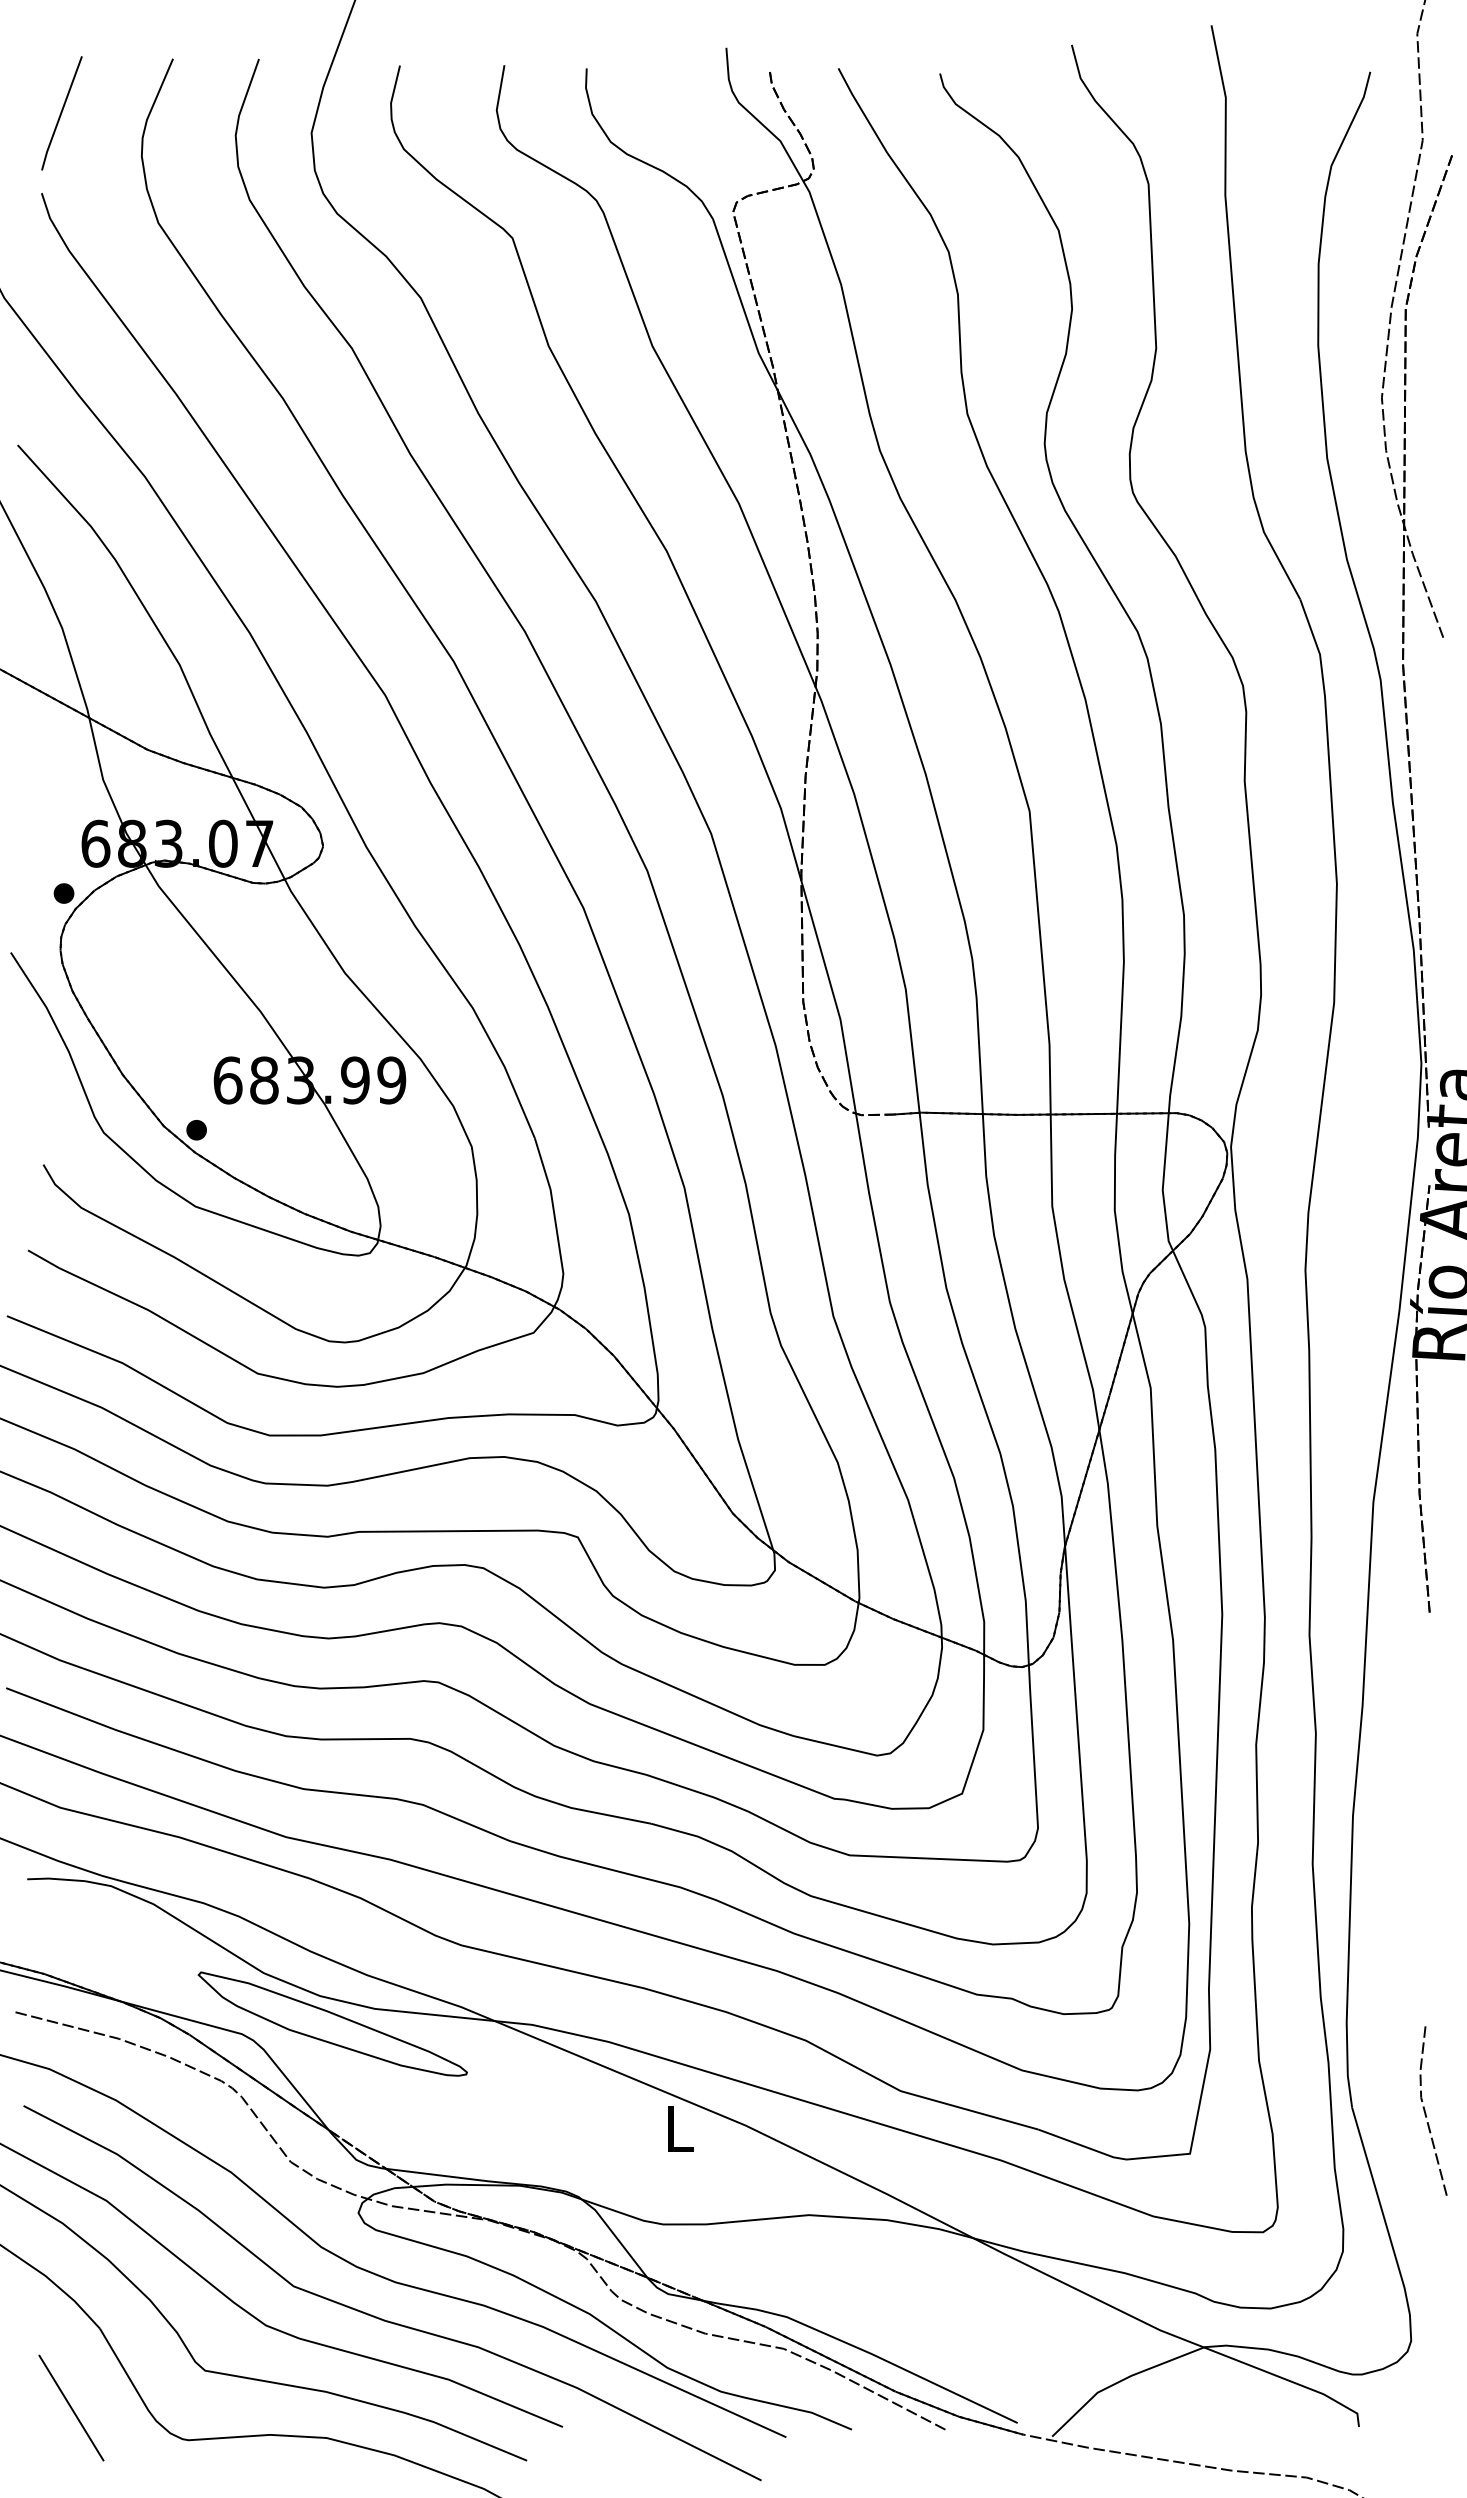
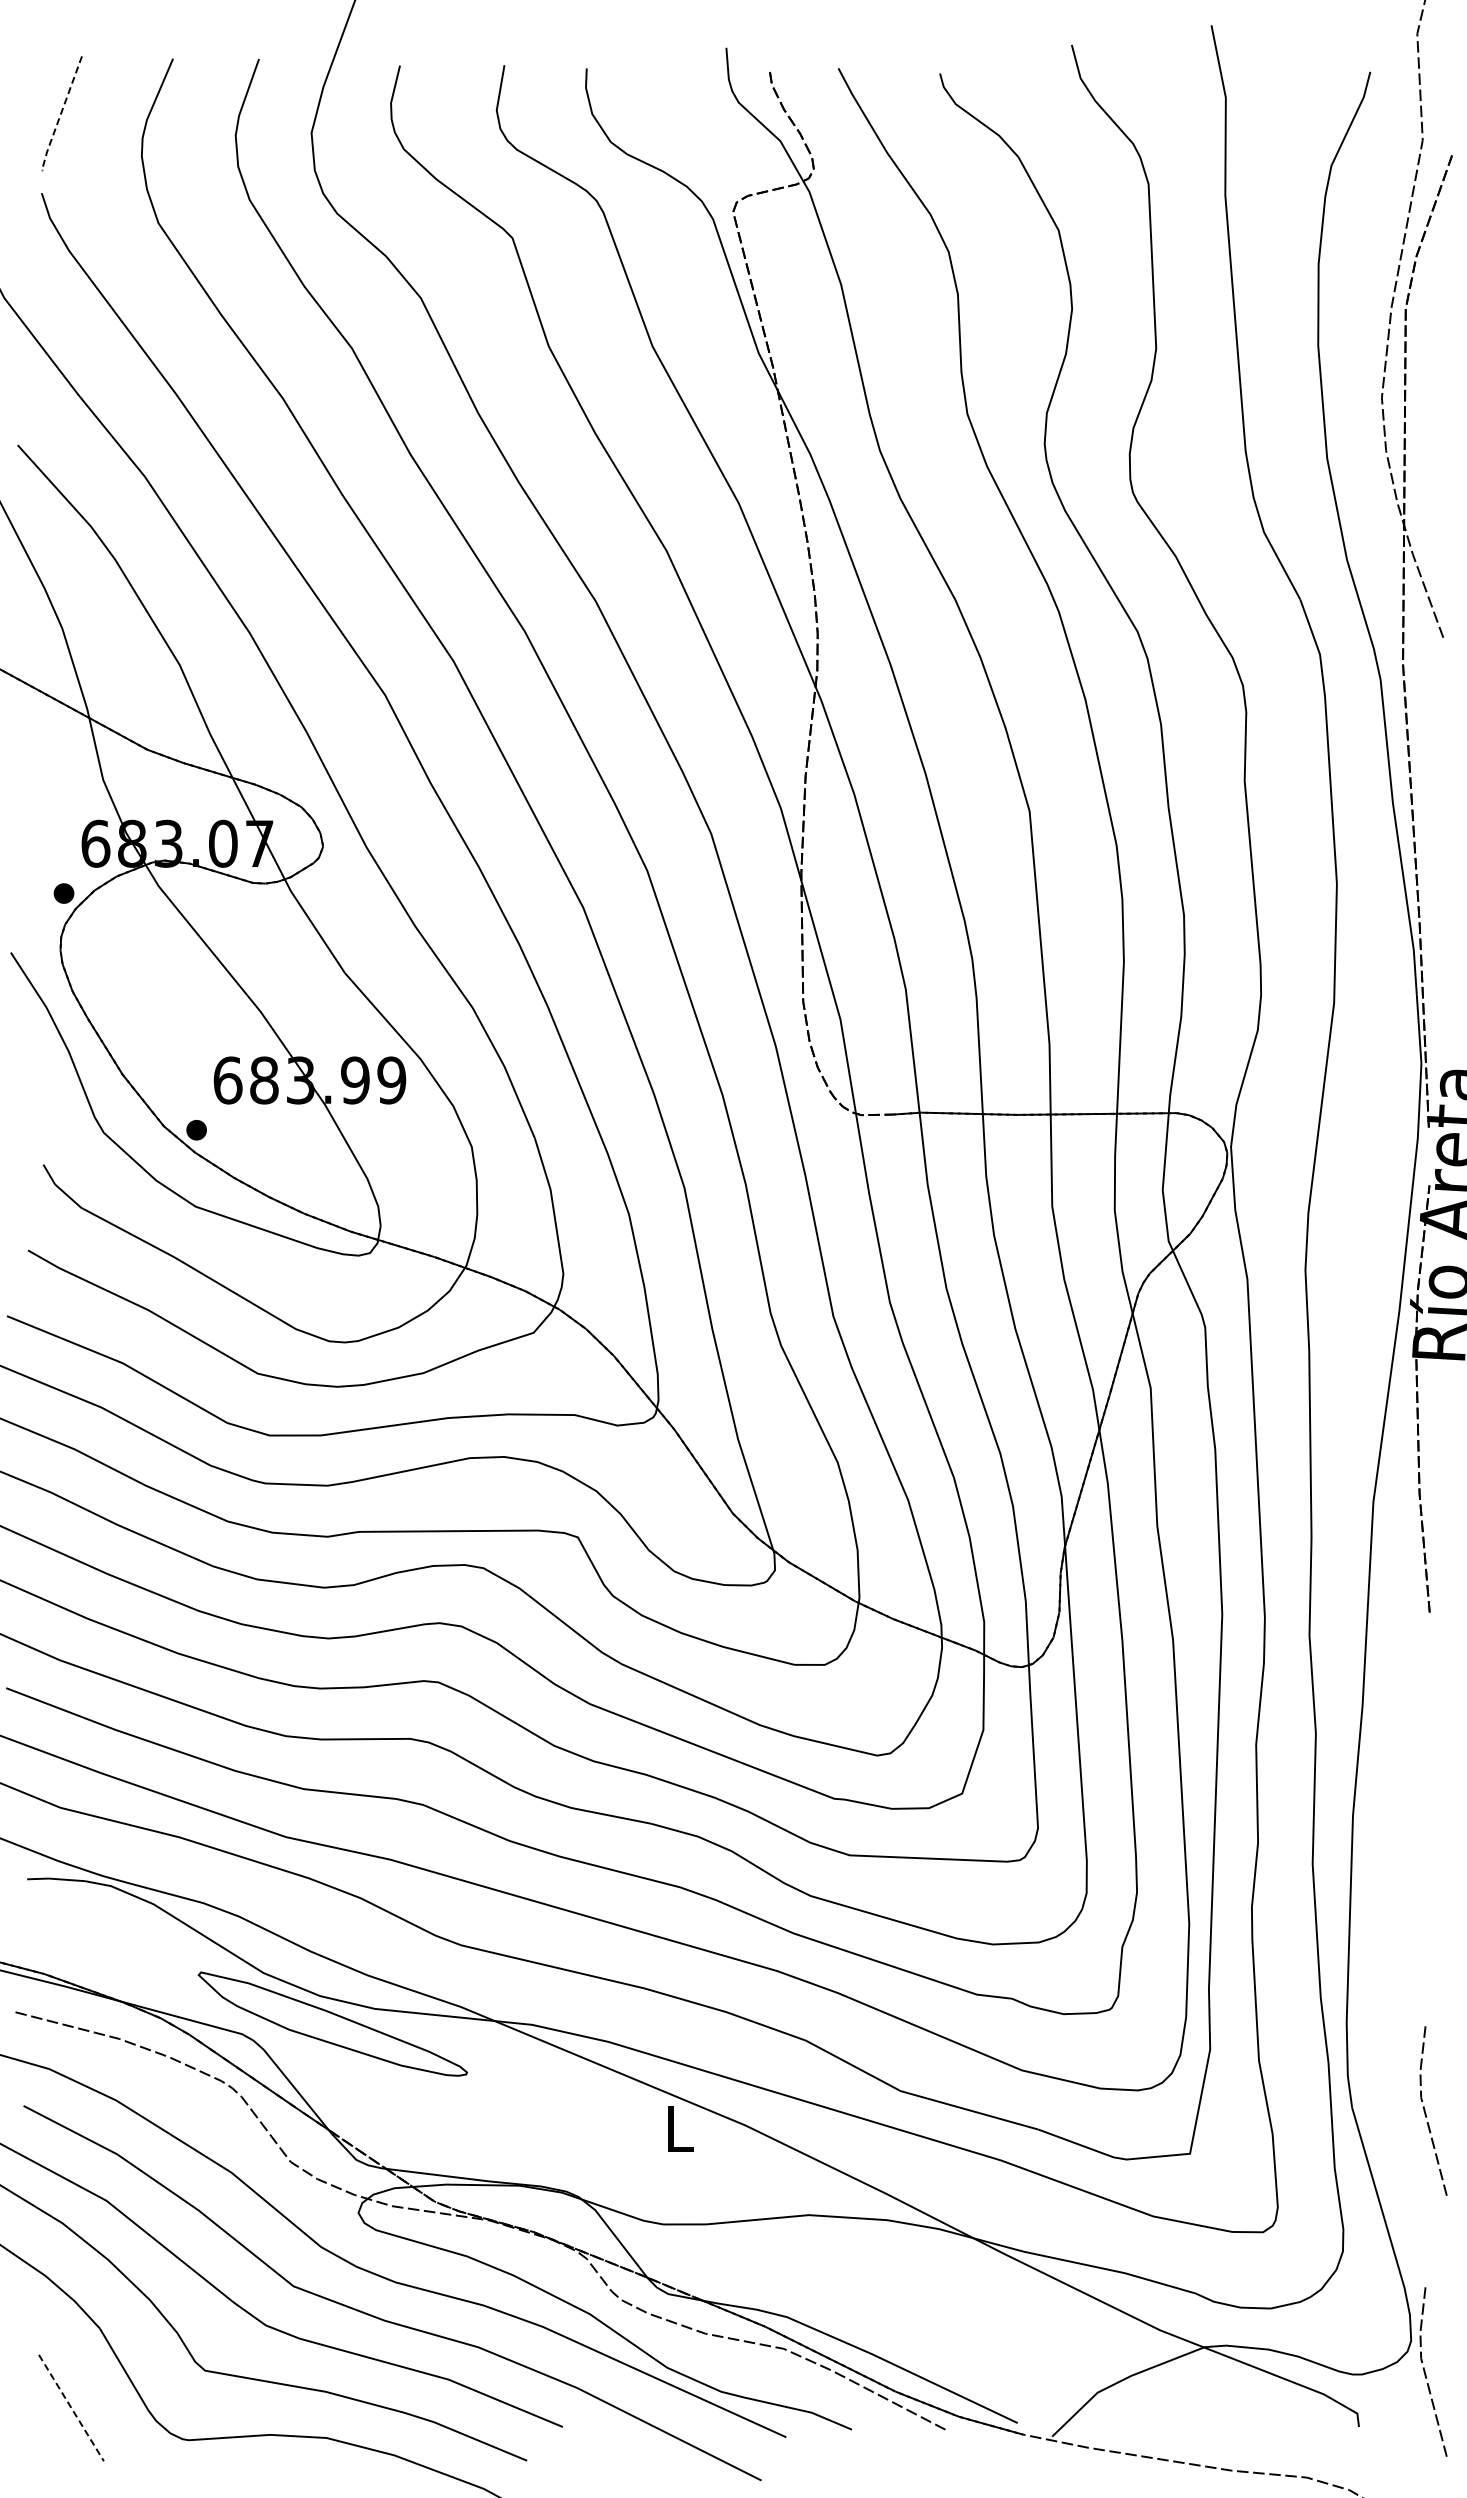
line: solid -> dashed (60, 114)
line: none -> present (1426, 2374)
line: solid -> dashed (71, 2408)
